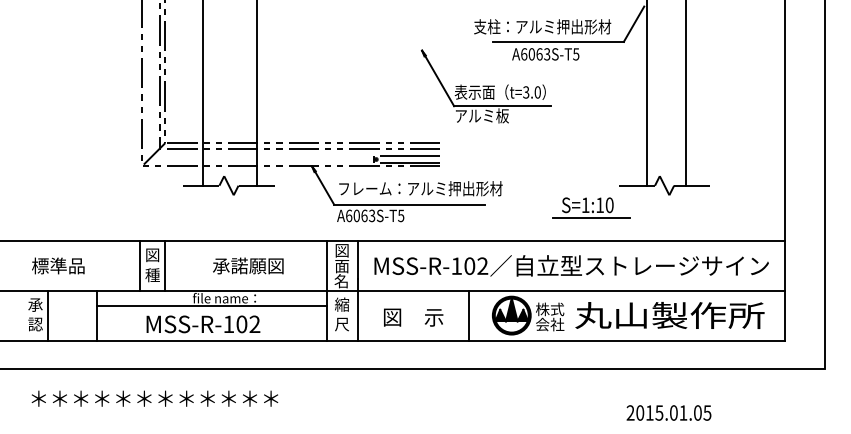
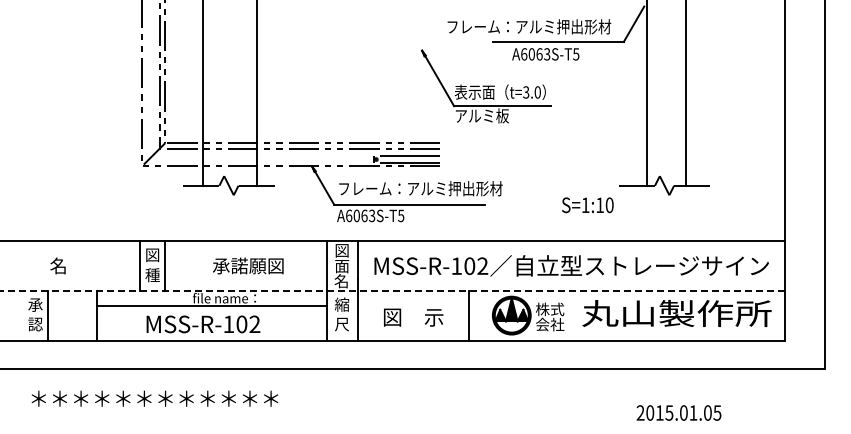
text: 支柱：アルミ押出形材 -> フレーム：アルミ押出形材 (473, 26)
line: present -> none (591, 217)
text: 標準品 -> 名 (58, 265)
line: solid -> dashed (393, 291)
text position: (669, 315) -> (676, 313) (676, 313)
text position: (668, 412) -> (678, 412) (678, 412)
